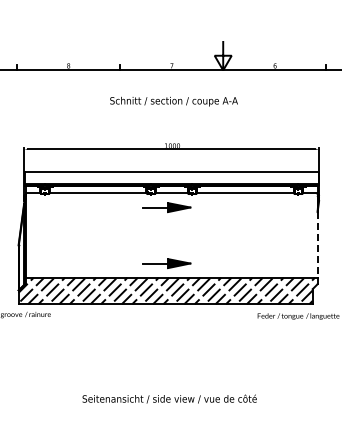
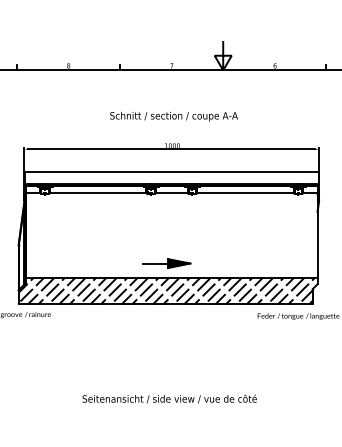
text position: (173, 101) -> (173, 116) (173, 116)
part: present -> none (166, 207)
line: dashed -> solid (317, 244)
